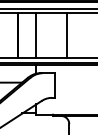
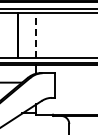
line: solid -> dashed (36, 34)
line: present -> none (66, 34)
